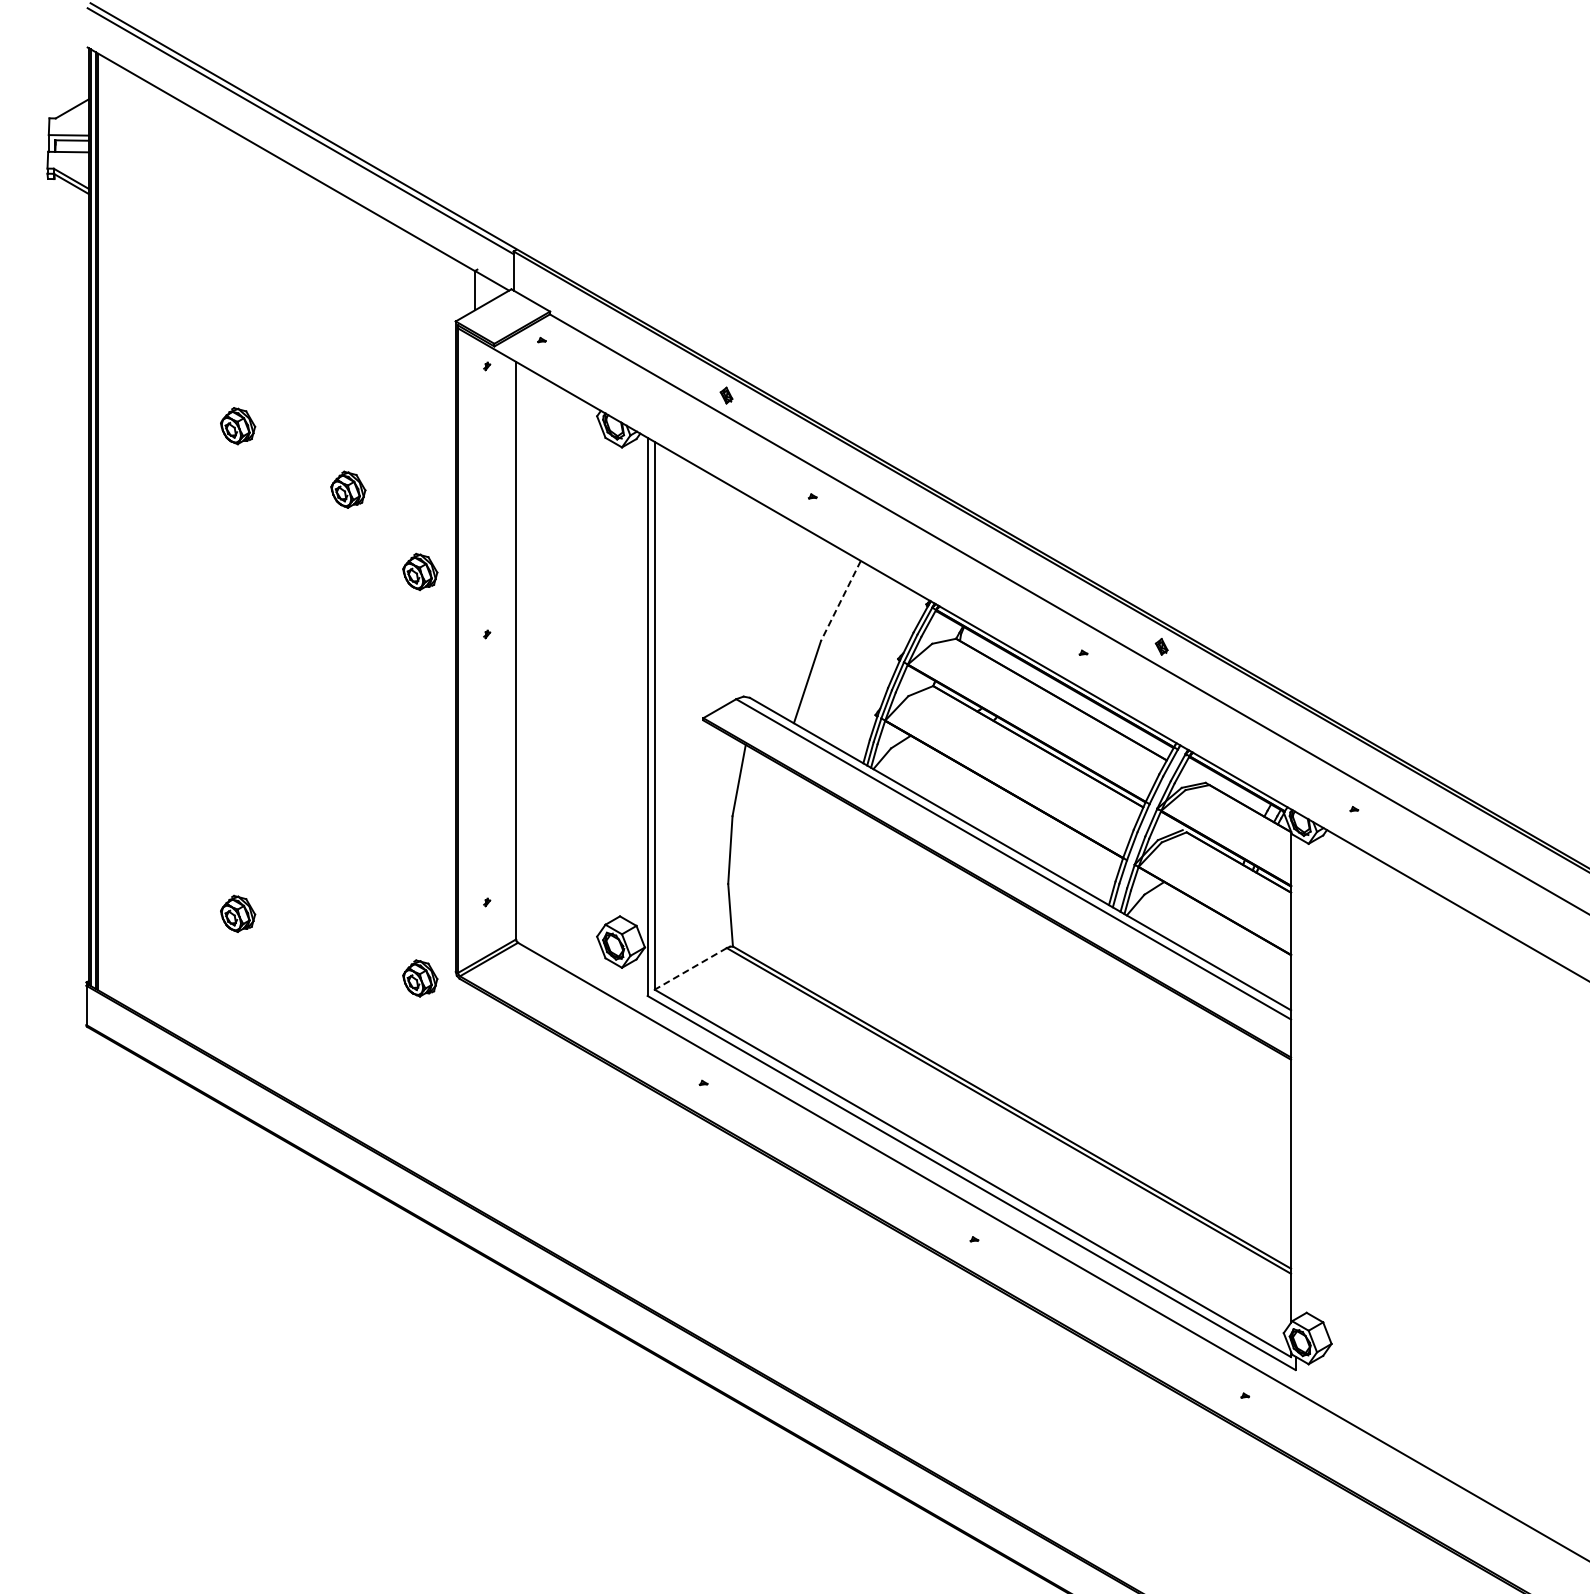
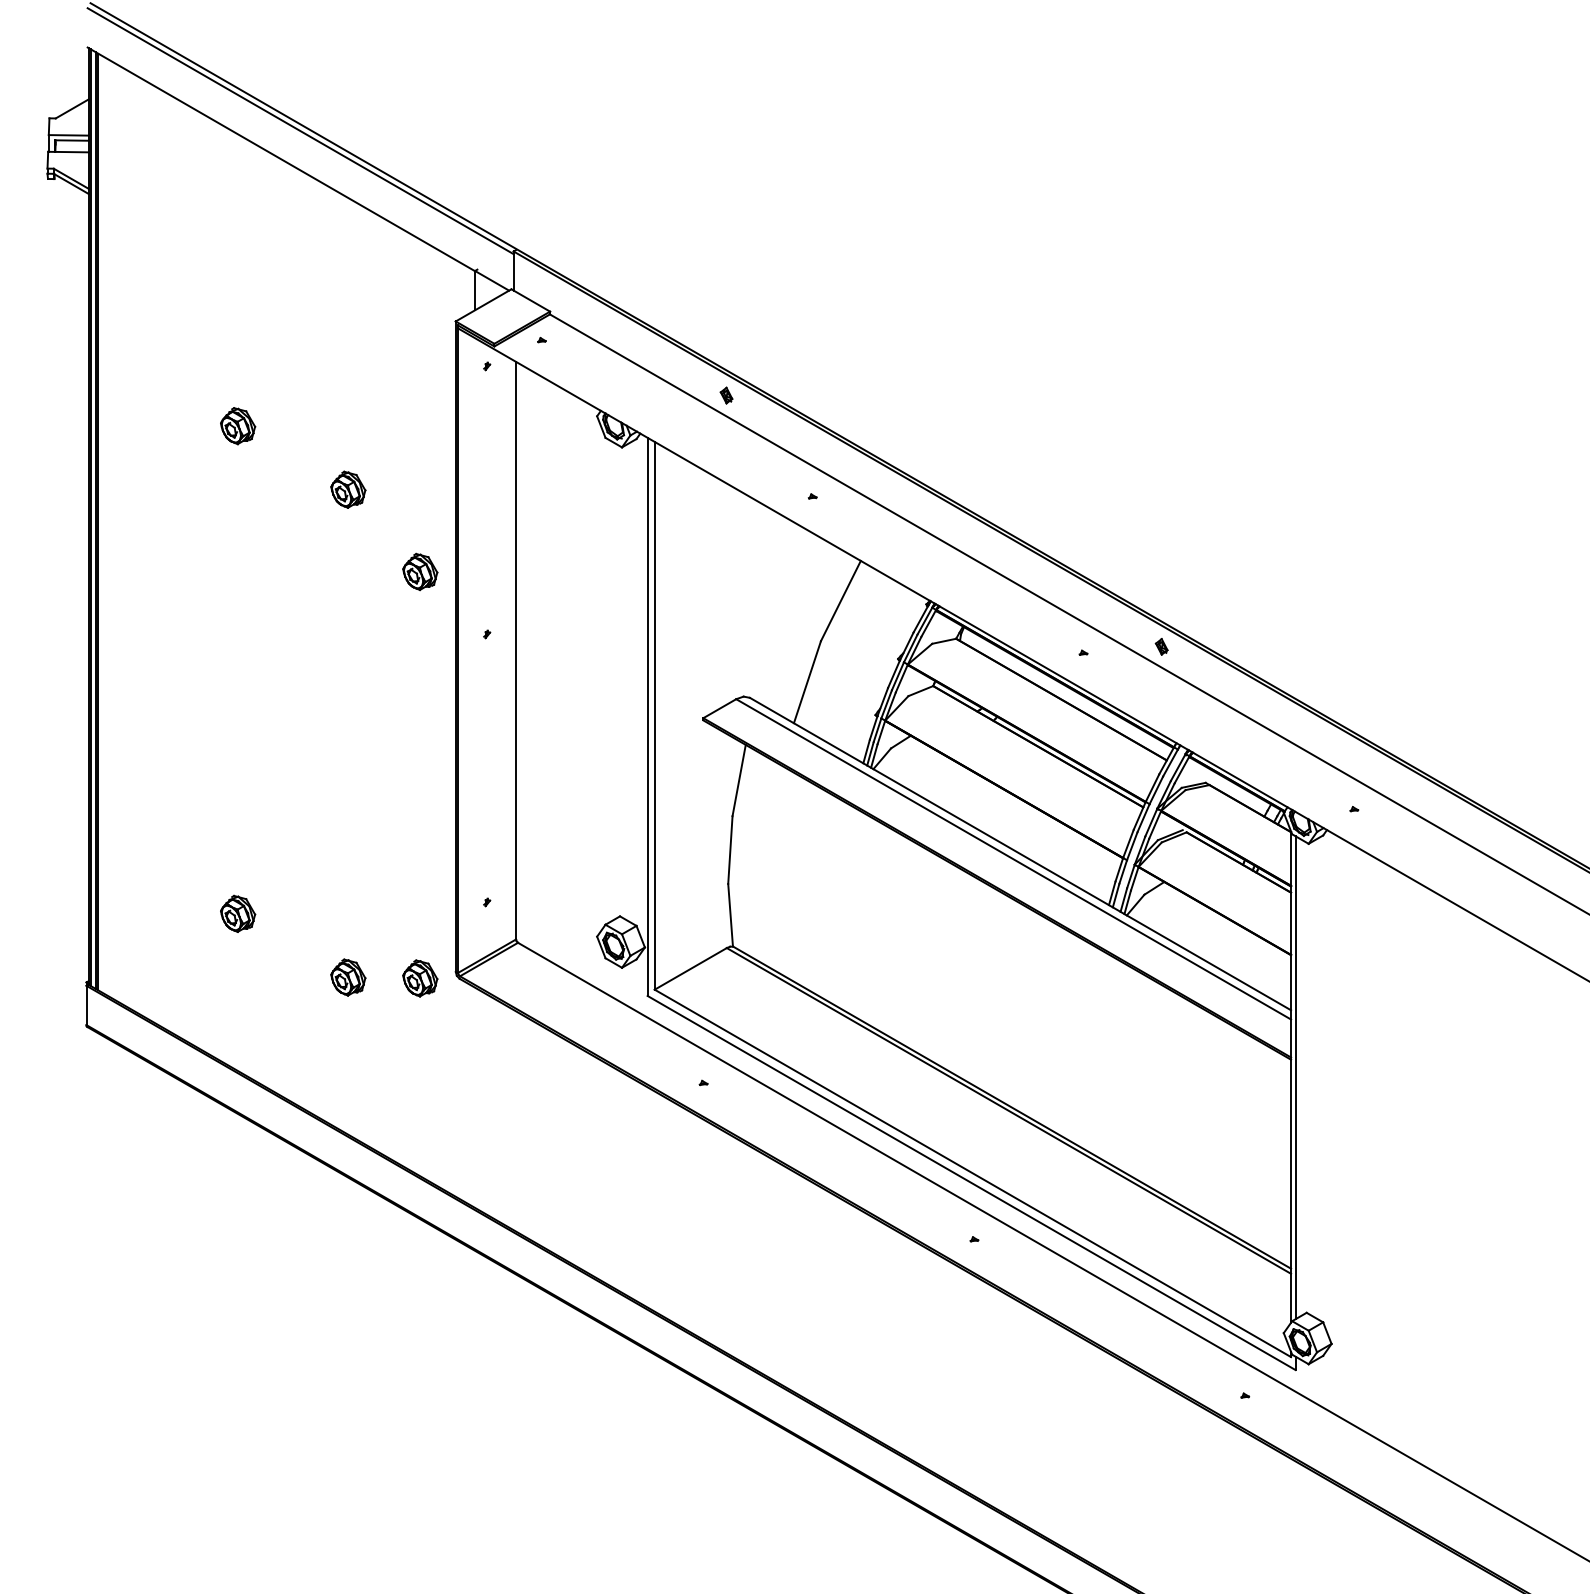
line: dashed -> solid (840, 601)
line: dashed -> solid (690, 968)
part: none -> present (348, 977)
line: none -> present (1295, 1077)
